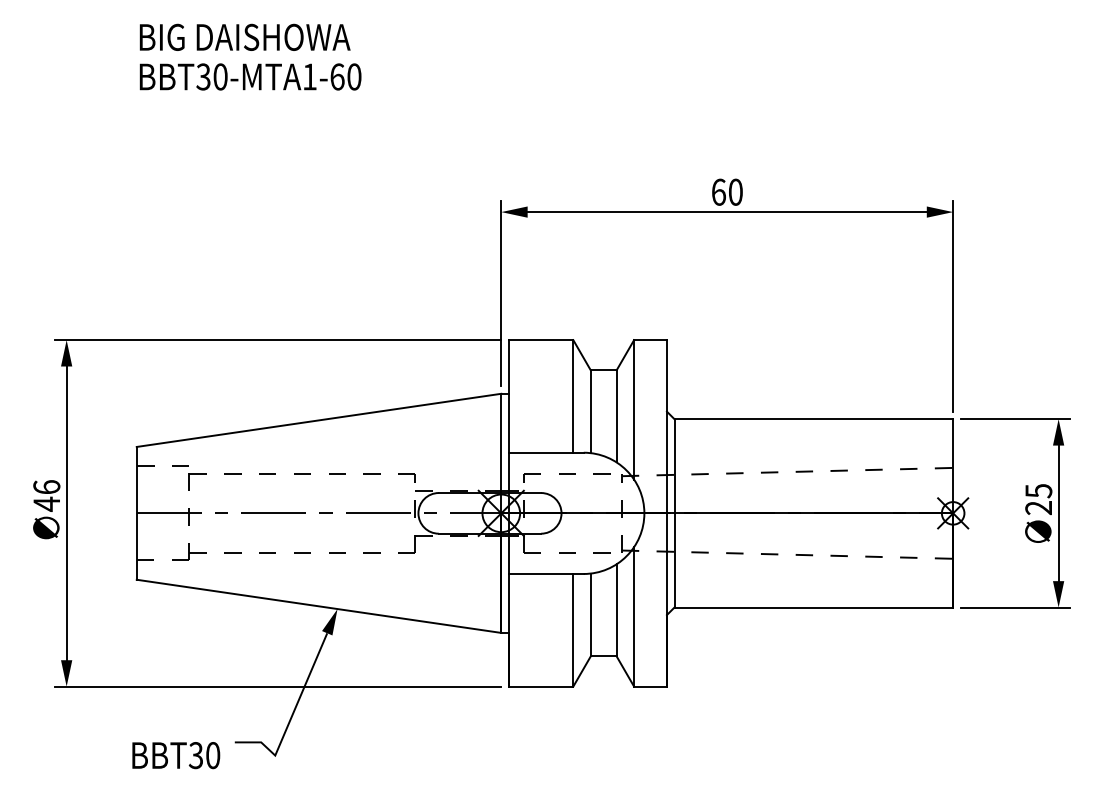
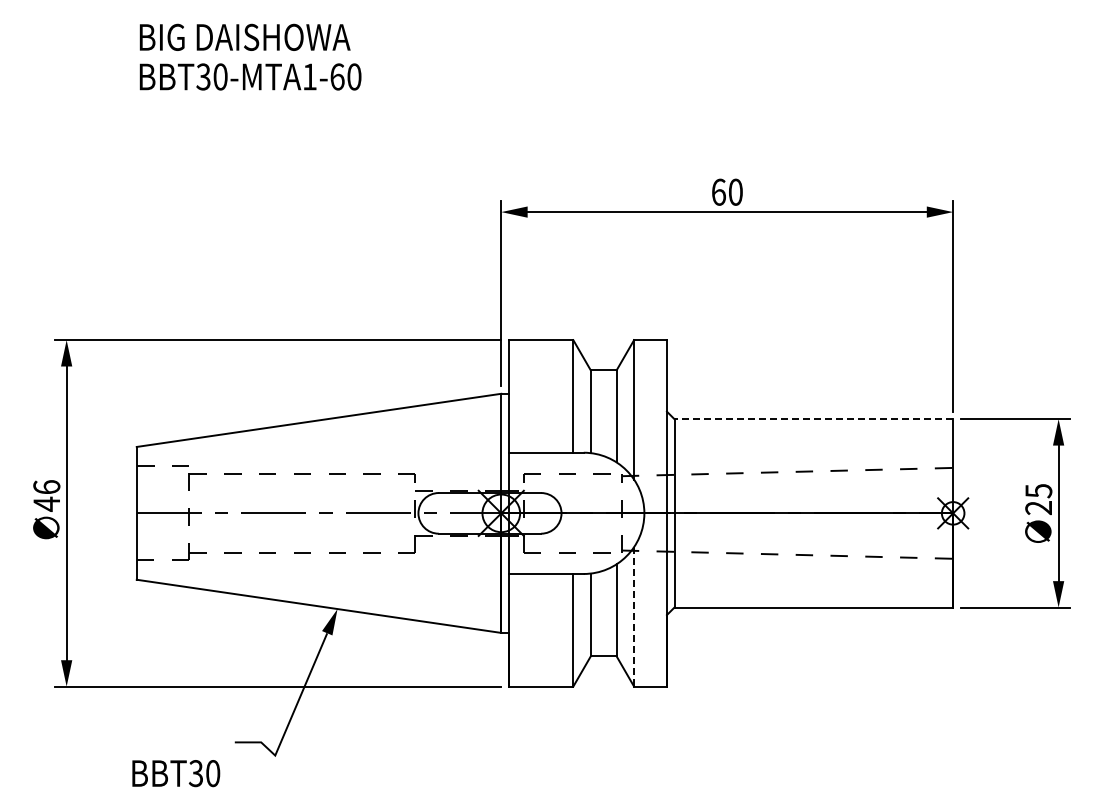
line: solid -> dashed (813, 419)
line: solid -> dashed (634, 616)
text position: (176, 755) -> (176, 773) (176, 773)
